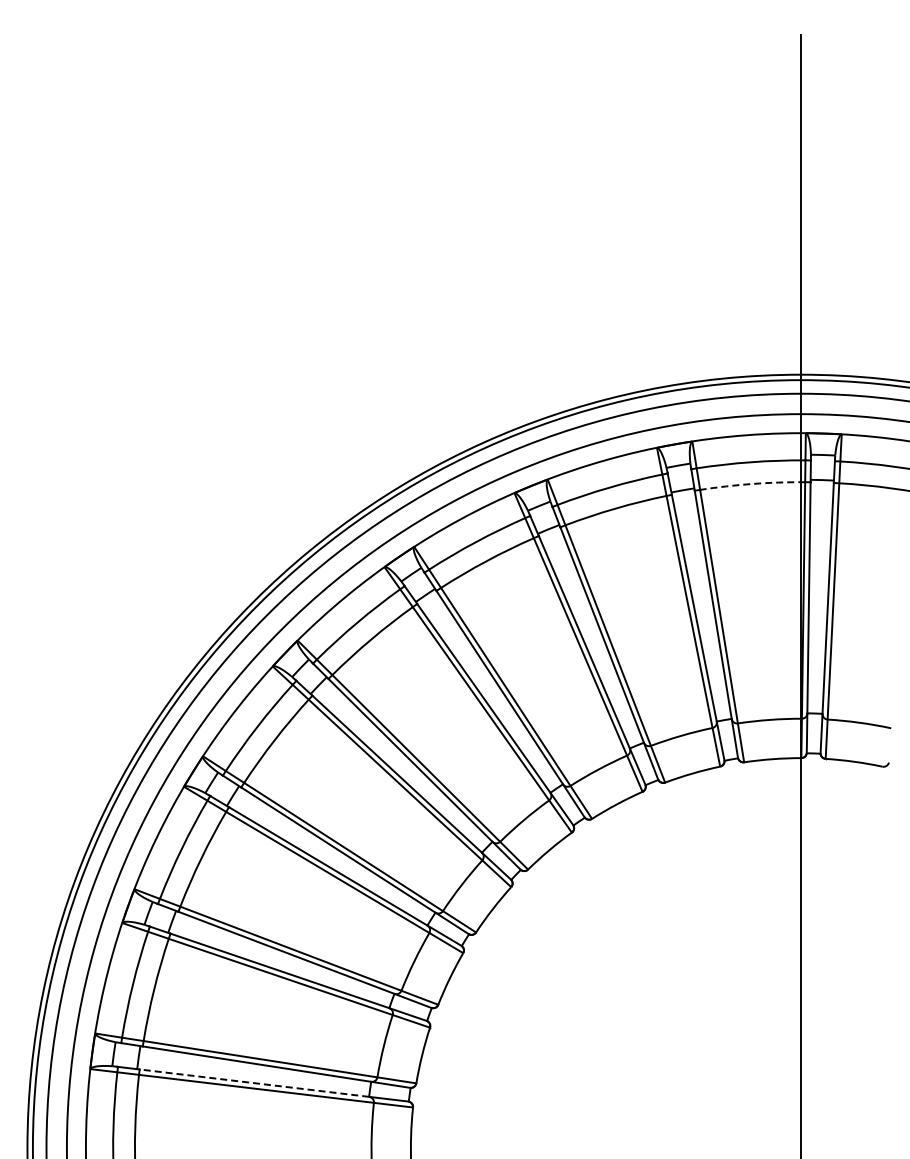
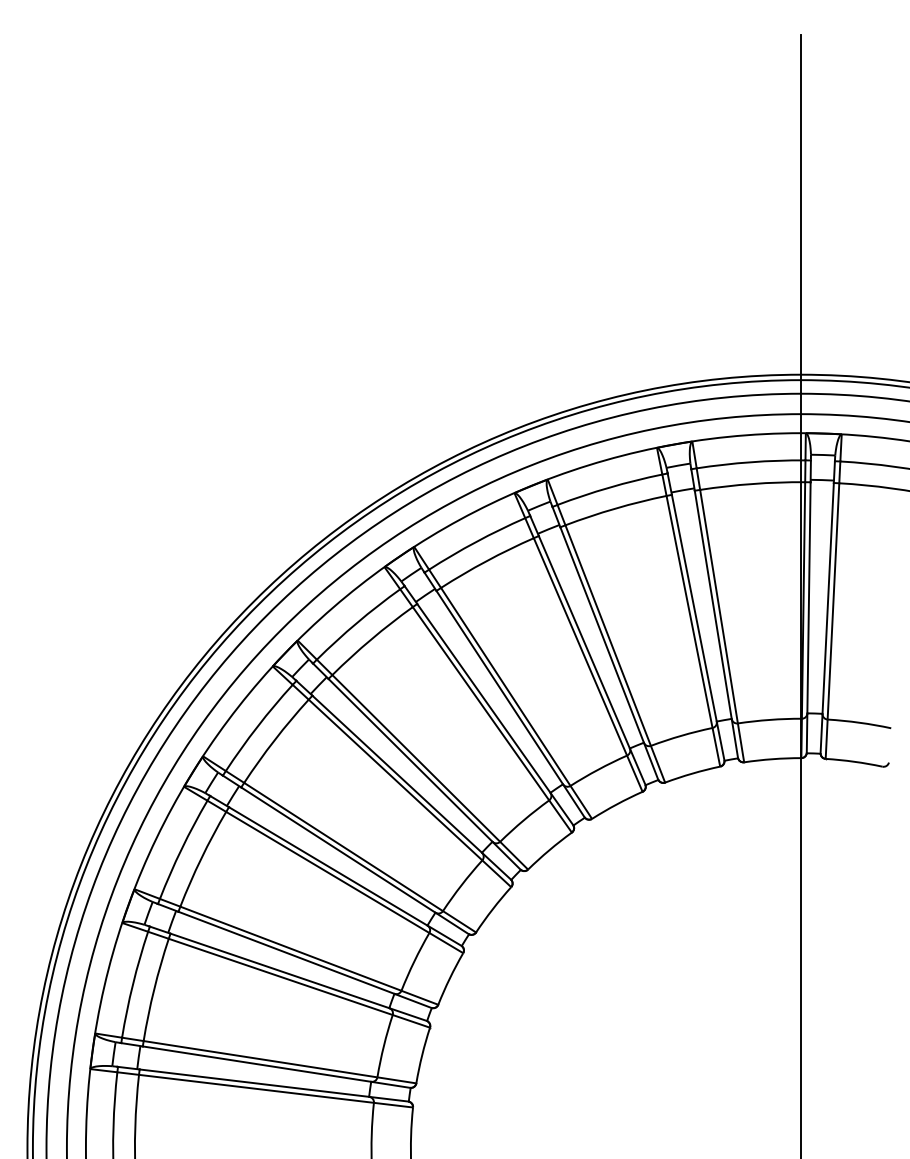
arc: dashed -> solid (752, 483)
line: dashed -> solid (254, 1083)
